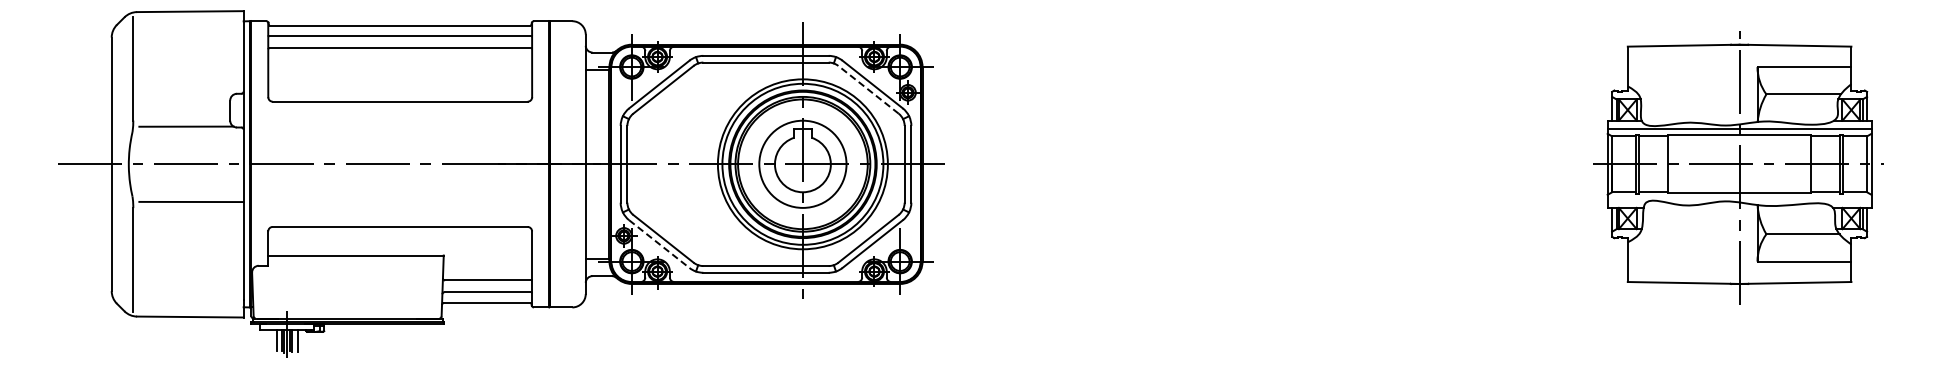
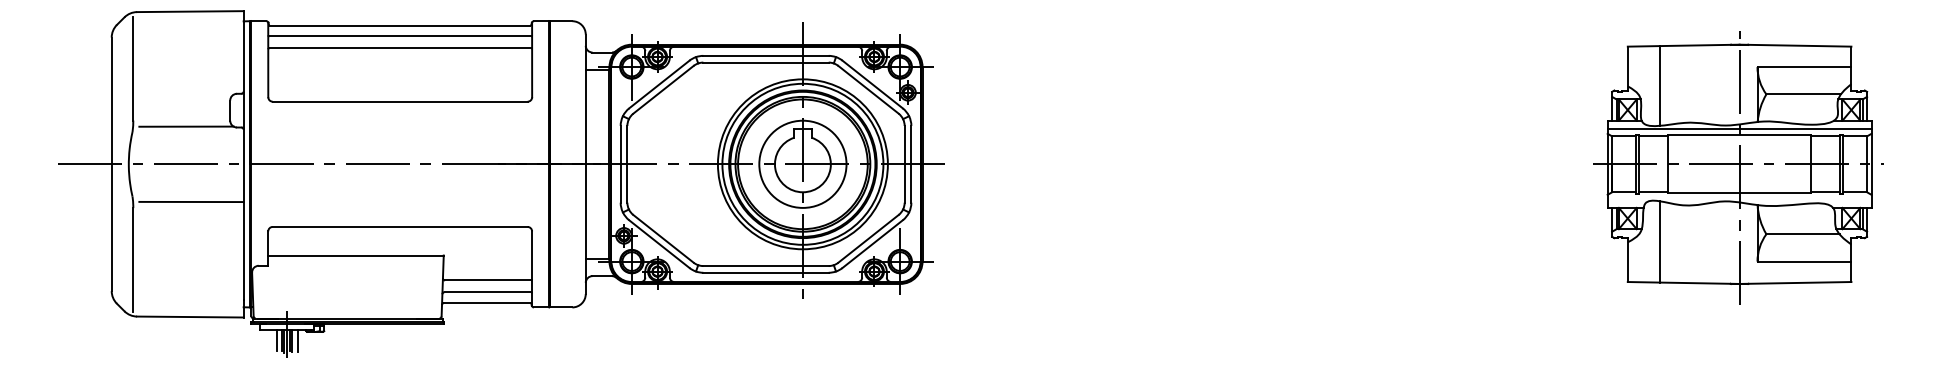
line: none -> present (1660, 85)
line: dashed -> solid (868, 89)
line: none -> present (1660, 241)
line: dashed -> solid (659, 244)
